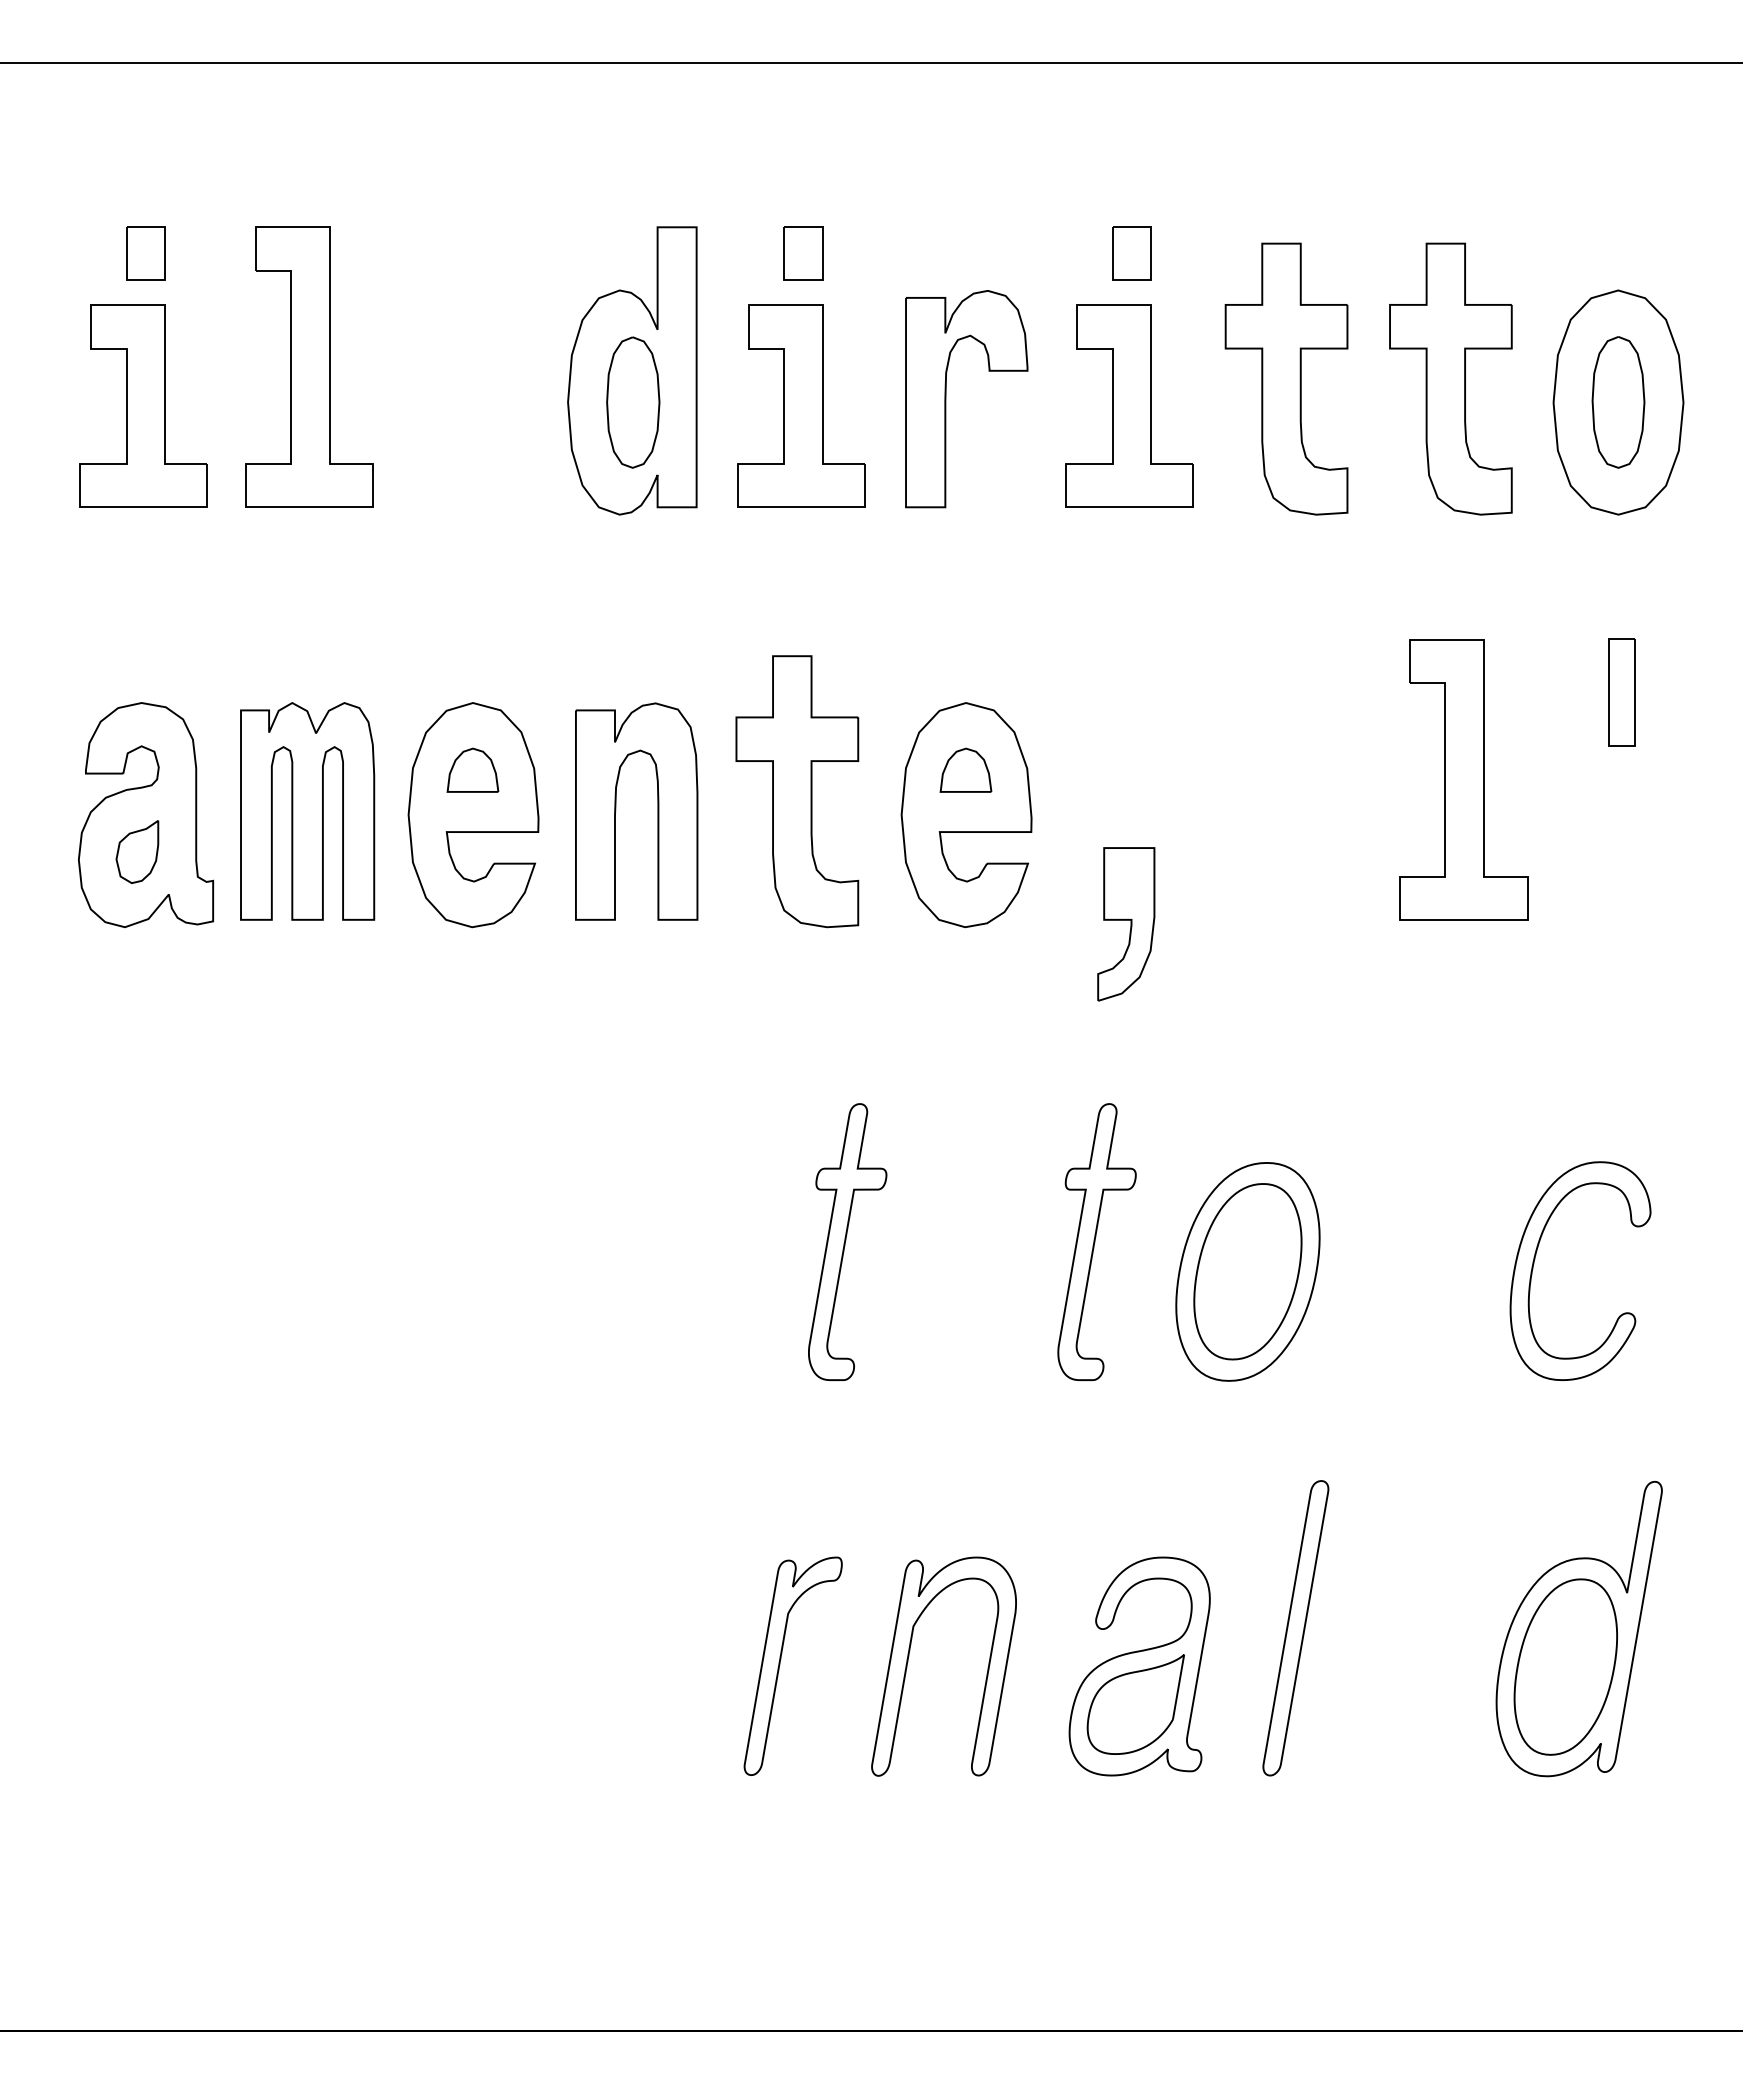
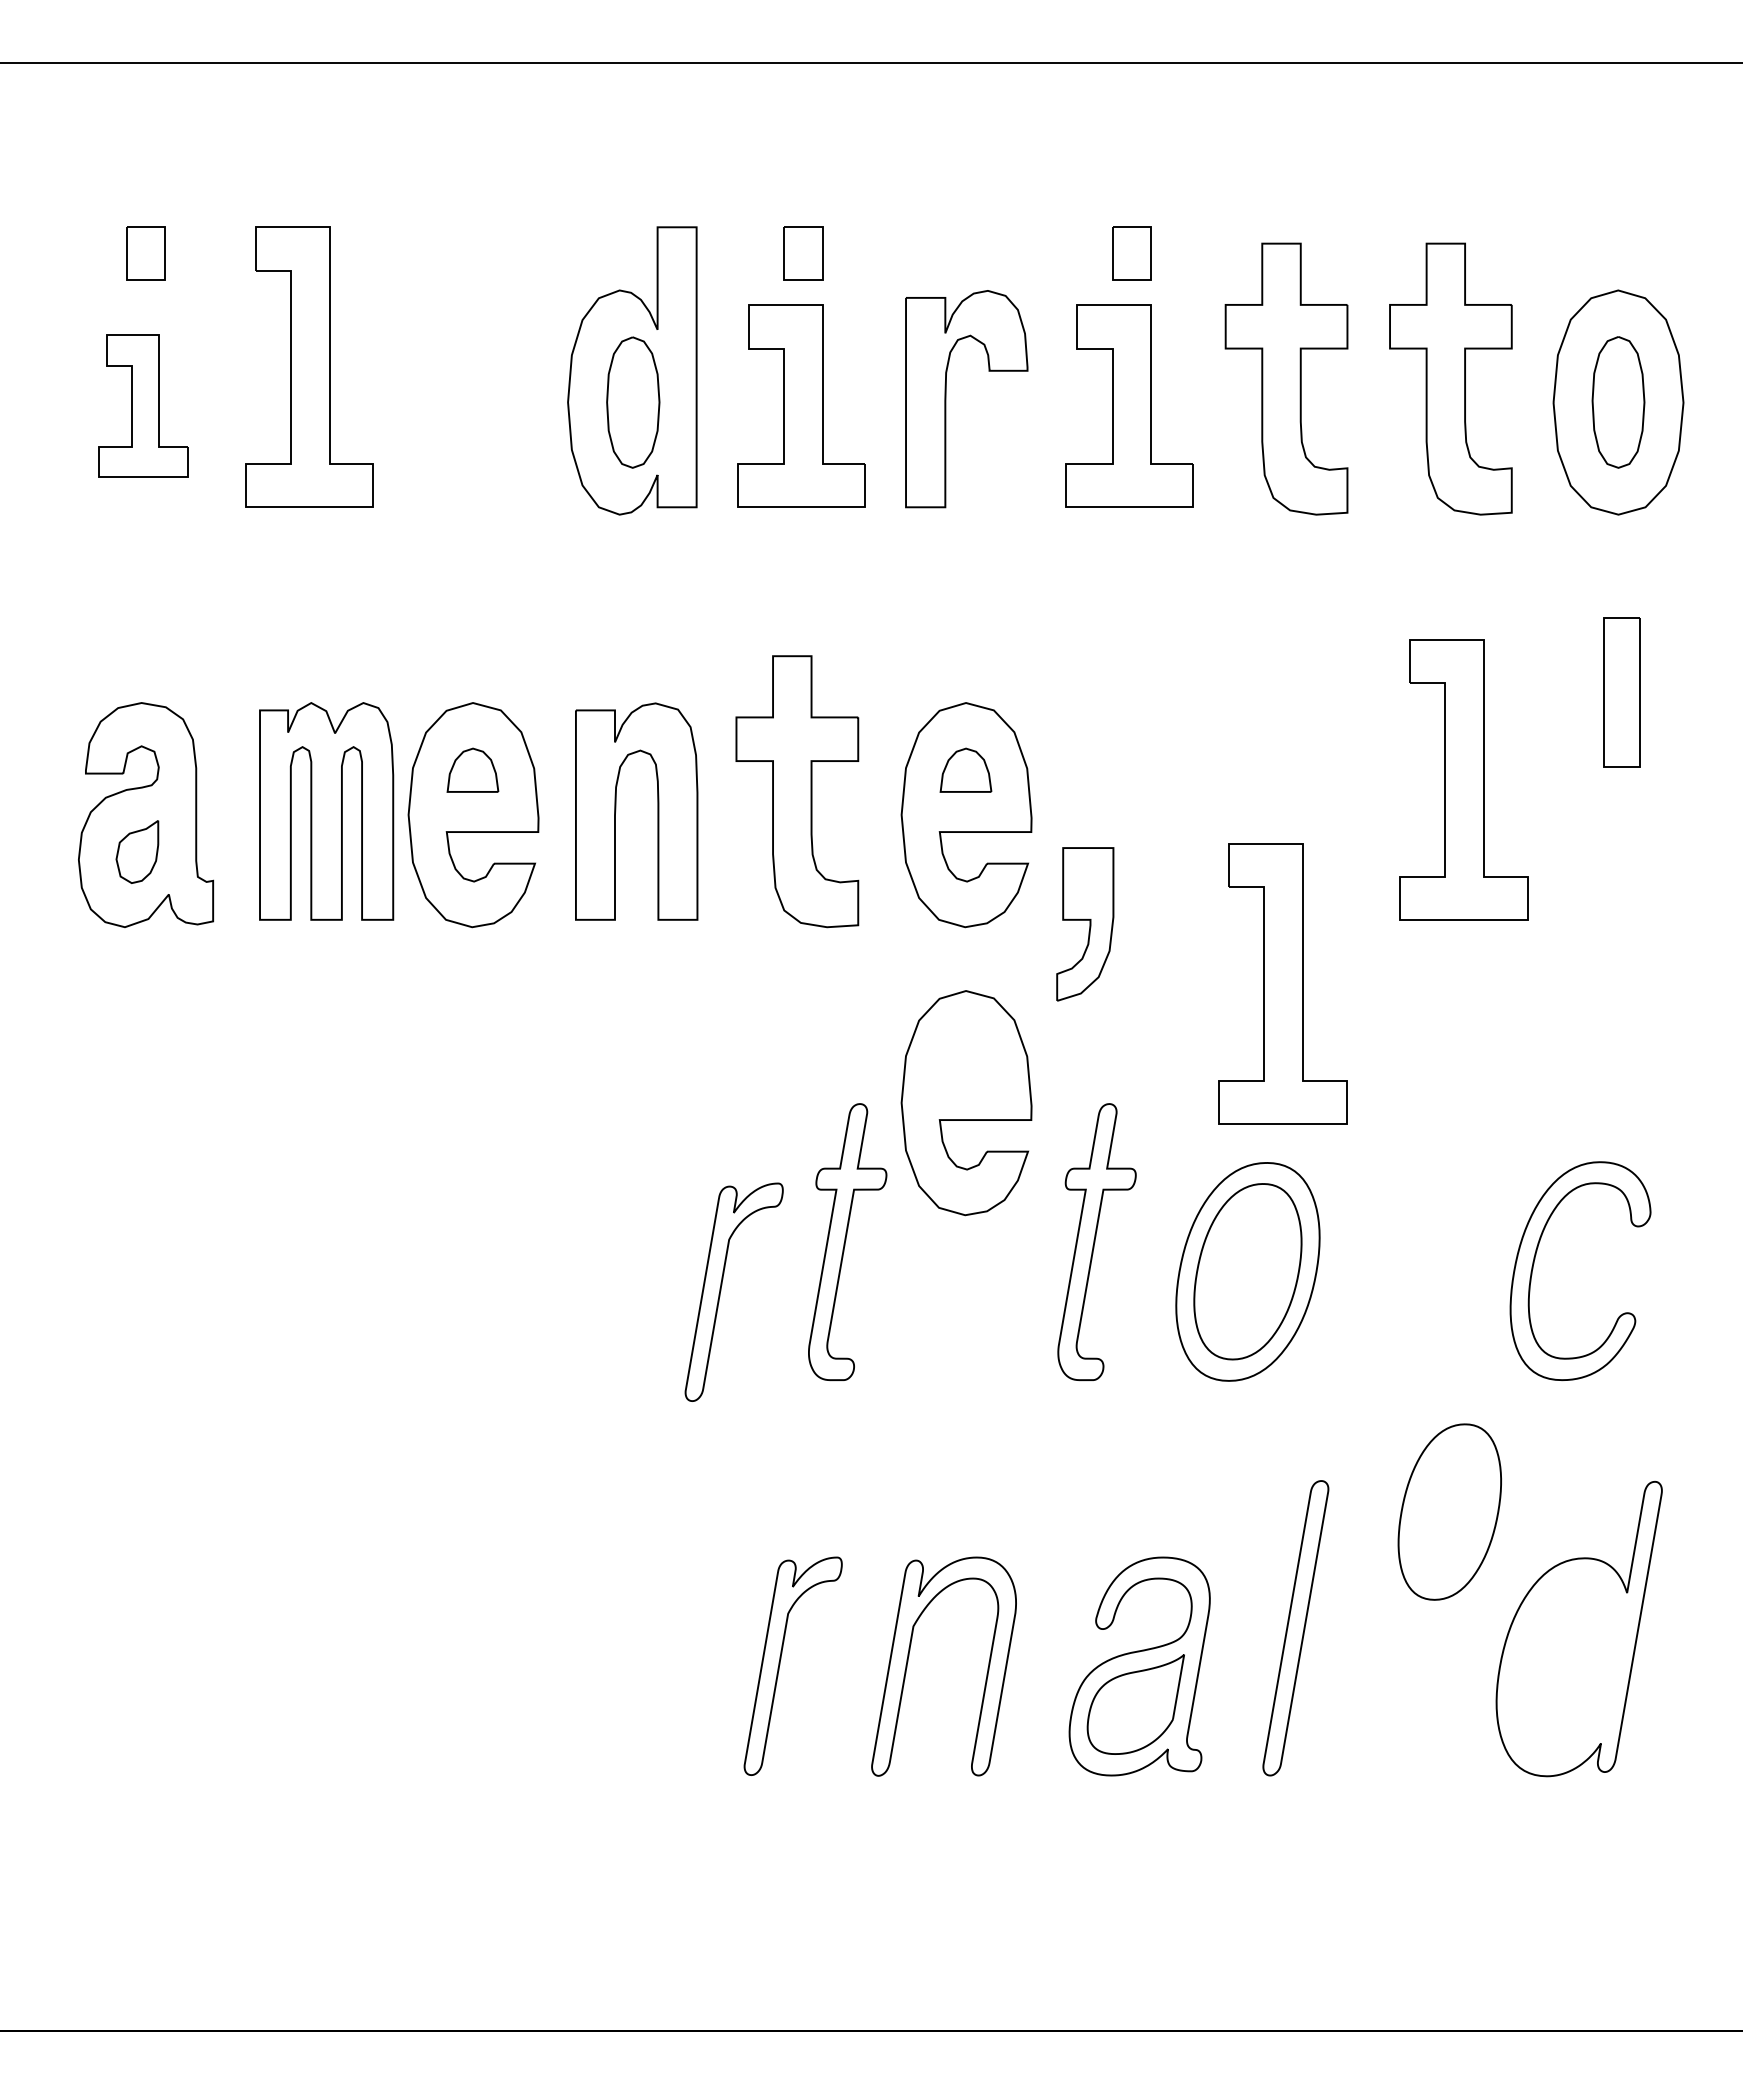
part size: 129x204 px -> 91x144 px (143, 405)
part size: 28x109 px -> 38x151 px (1621, 692)
part position: (307, 811) -> (326, 811) (326, 811)
part position: (1126, 924) -> (1085, 924) (1085, 924)
part: none -> present (1282, 983)
part: none -> present (966, 1103)
part: none -> present (721, 1291)
part position: (1565, 1666) -> (1449, 1511) (1449, 1511)
